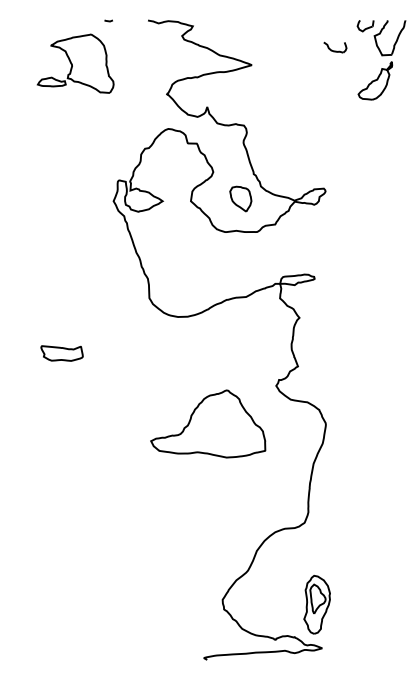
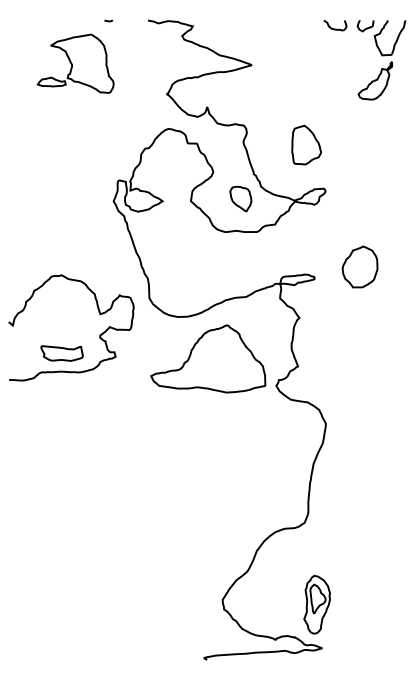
part position: (335, 47) -> (335, 25) (335, 25)
part: none -> present (306, 144)
part: none -> present (359, 266)
curve: none -> present (99, 334)
part position: (208, 423) -> (208, 358) (208, 358)
